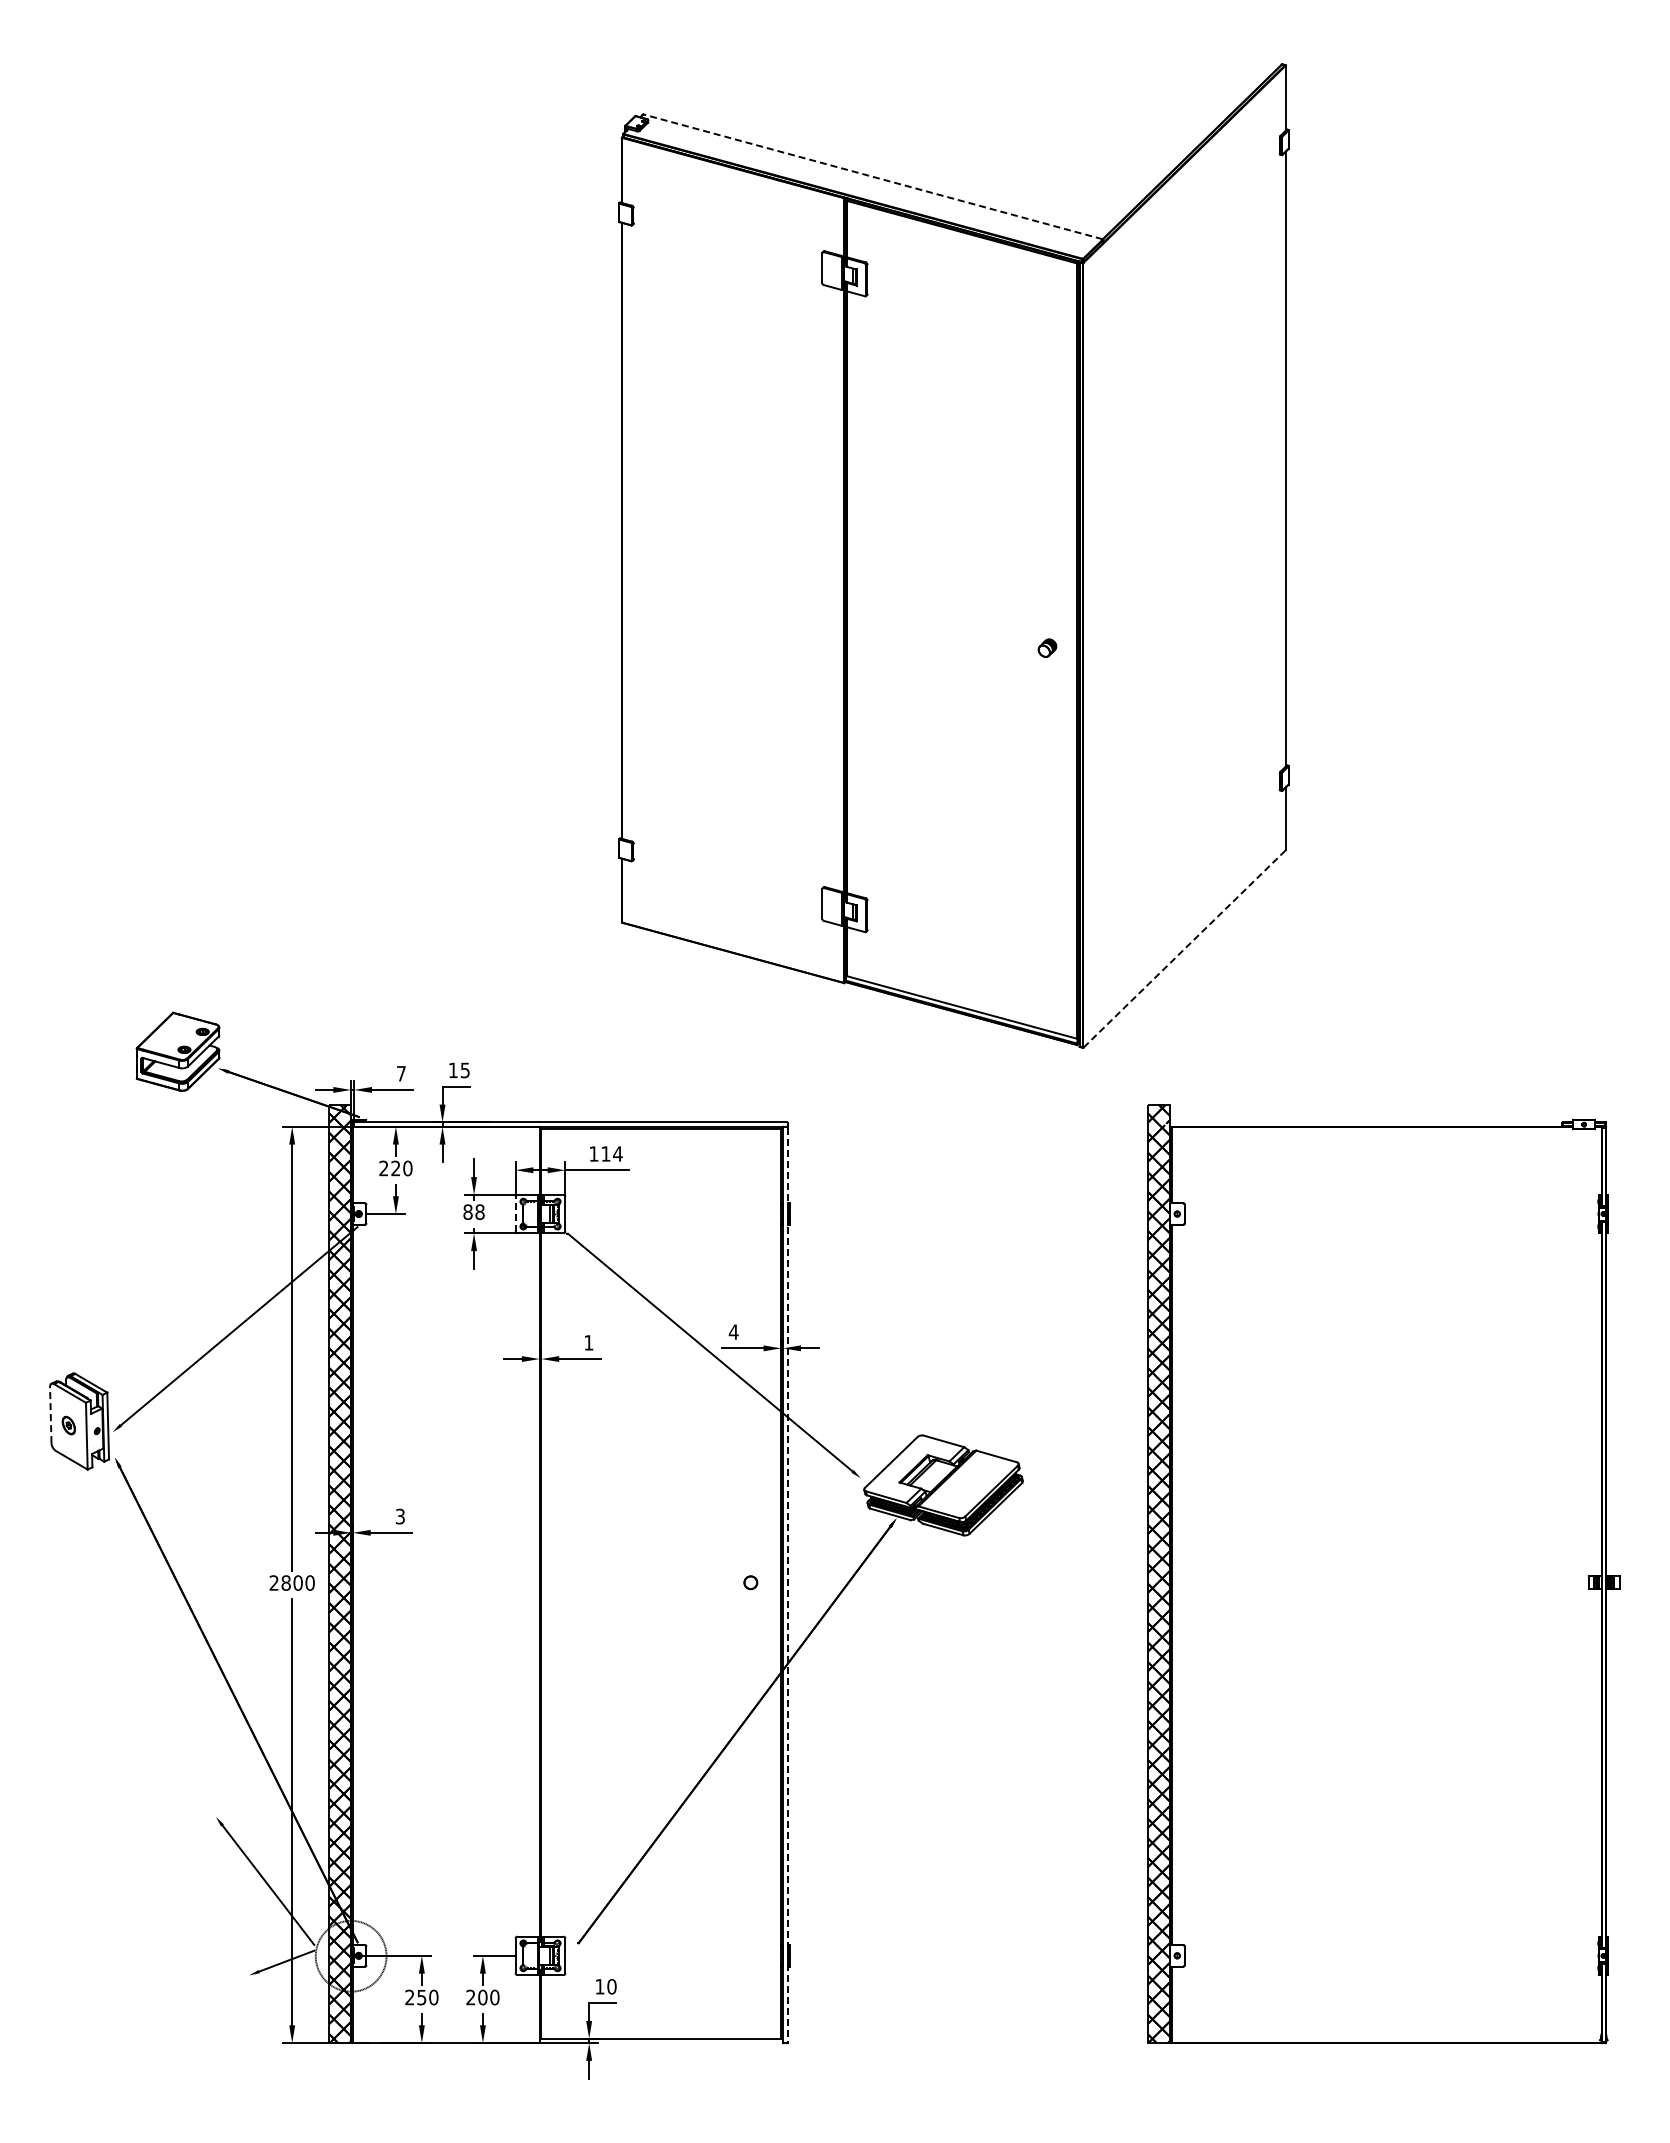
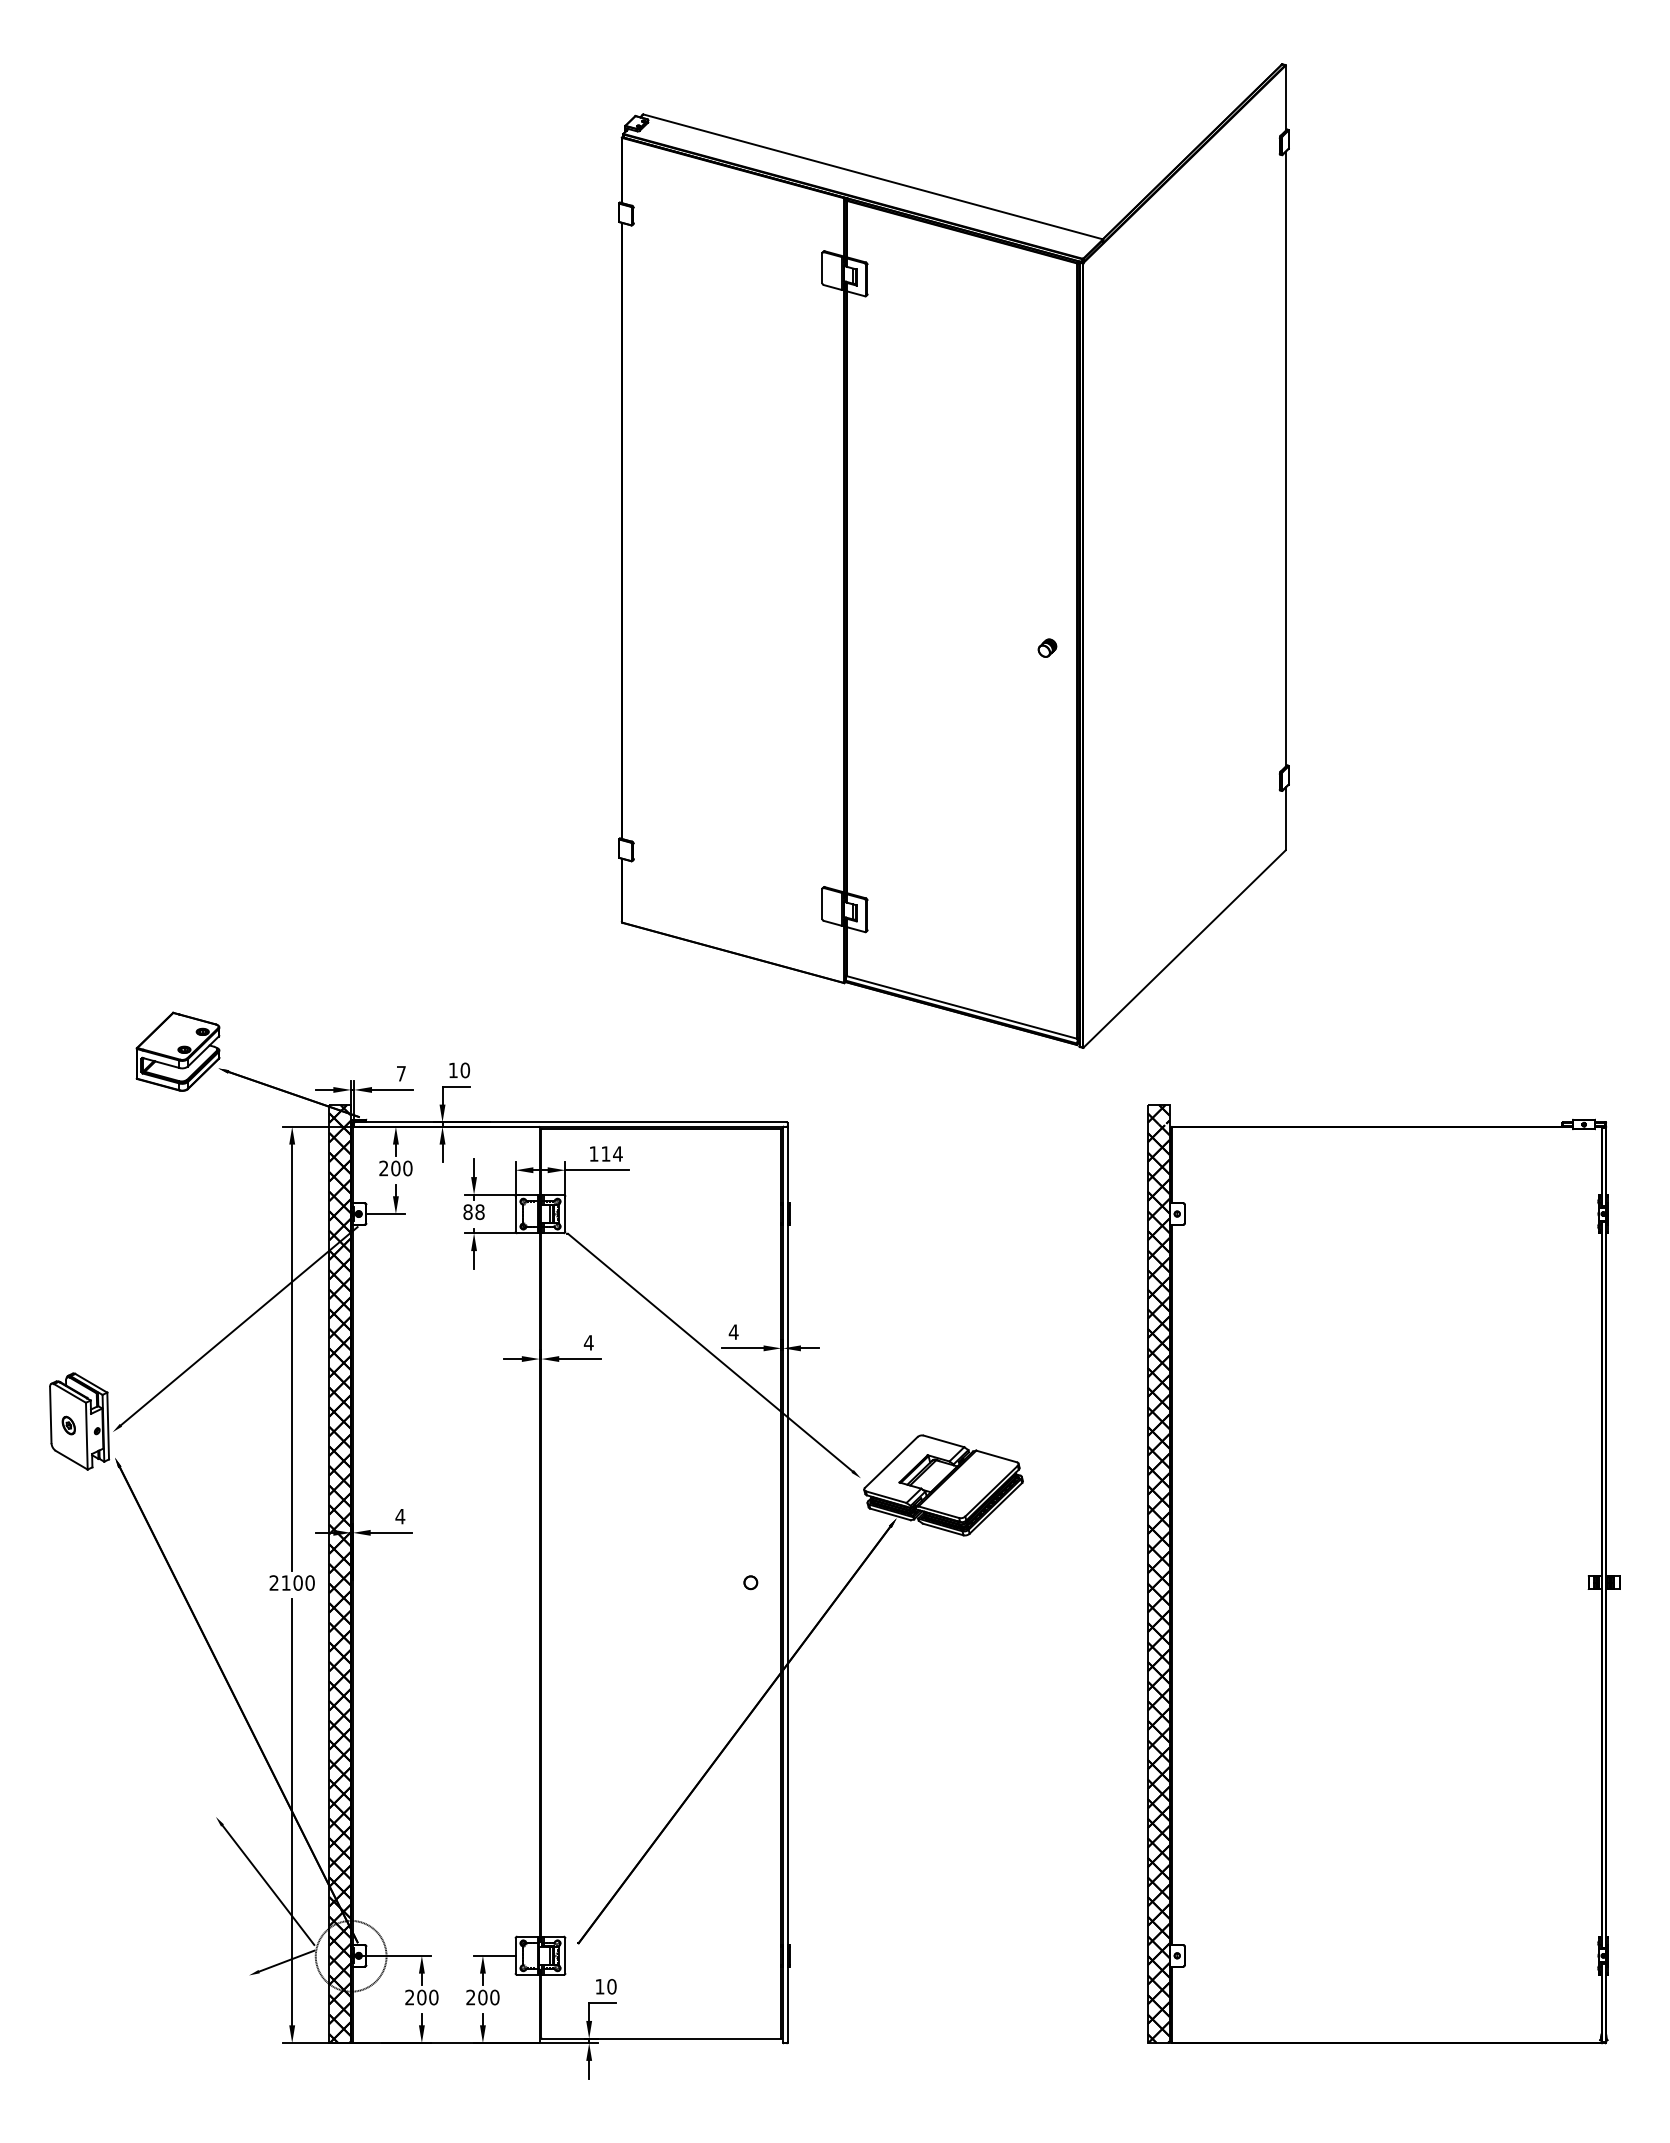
line: dashed -> solid (873, 176)
line: dashed -> solid (1185, 948)
text: 15 -> 10 (465, 1070)
text: 220 -> 200 (395, 1168)
line: dashed -> solid (515, 1213)
text: 1 -> 4 (588, 1342)
line: dashed -> solid (50, 1414)
text: 3 -> 4 (400, 1516)
text: 2800 -> 2100 (285, 1582)
line: dashed -> solid (787, 1585)
text: 250 -> 200 (421, 1997)
